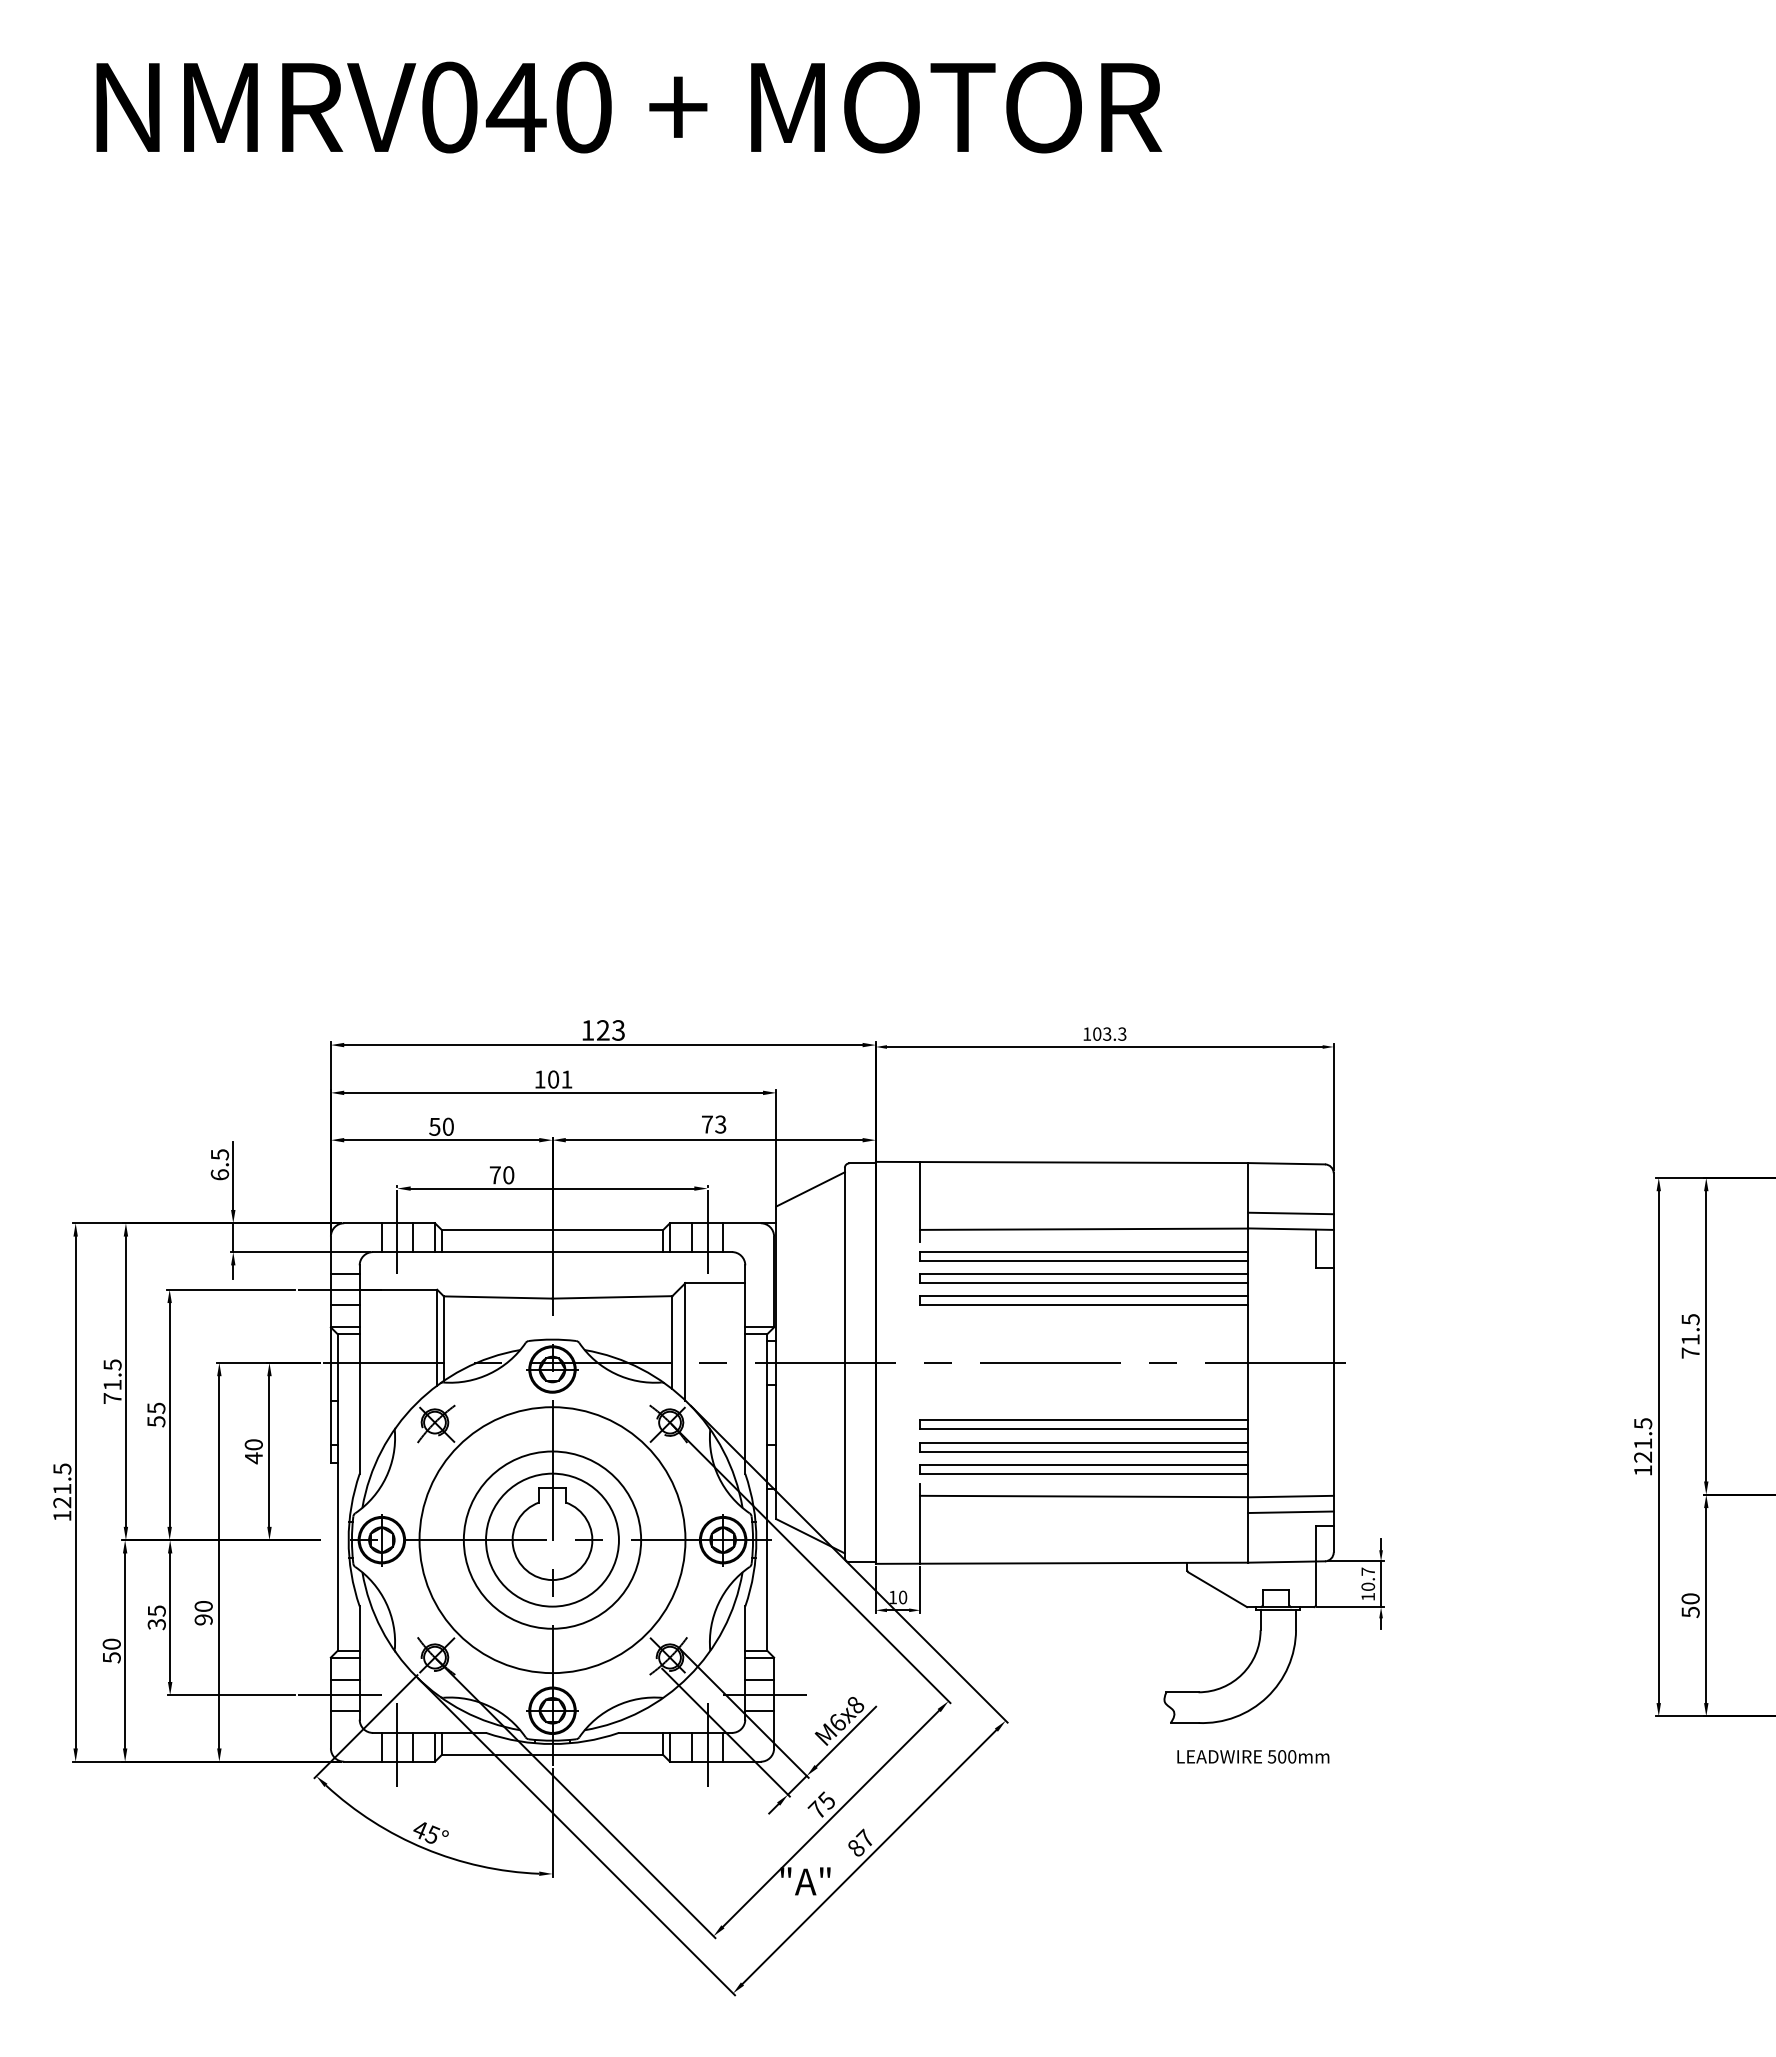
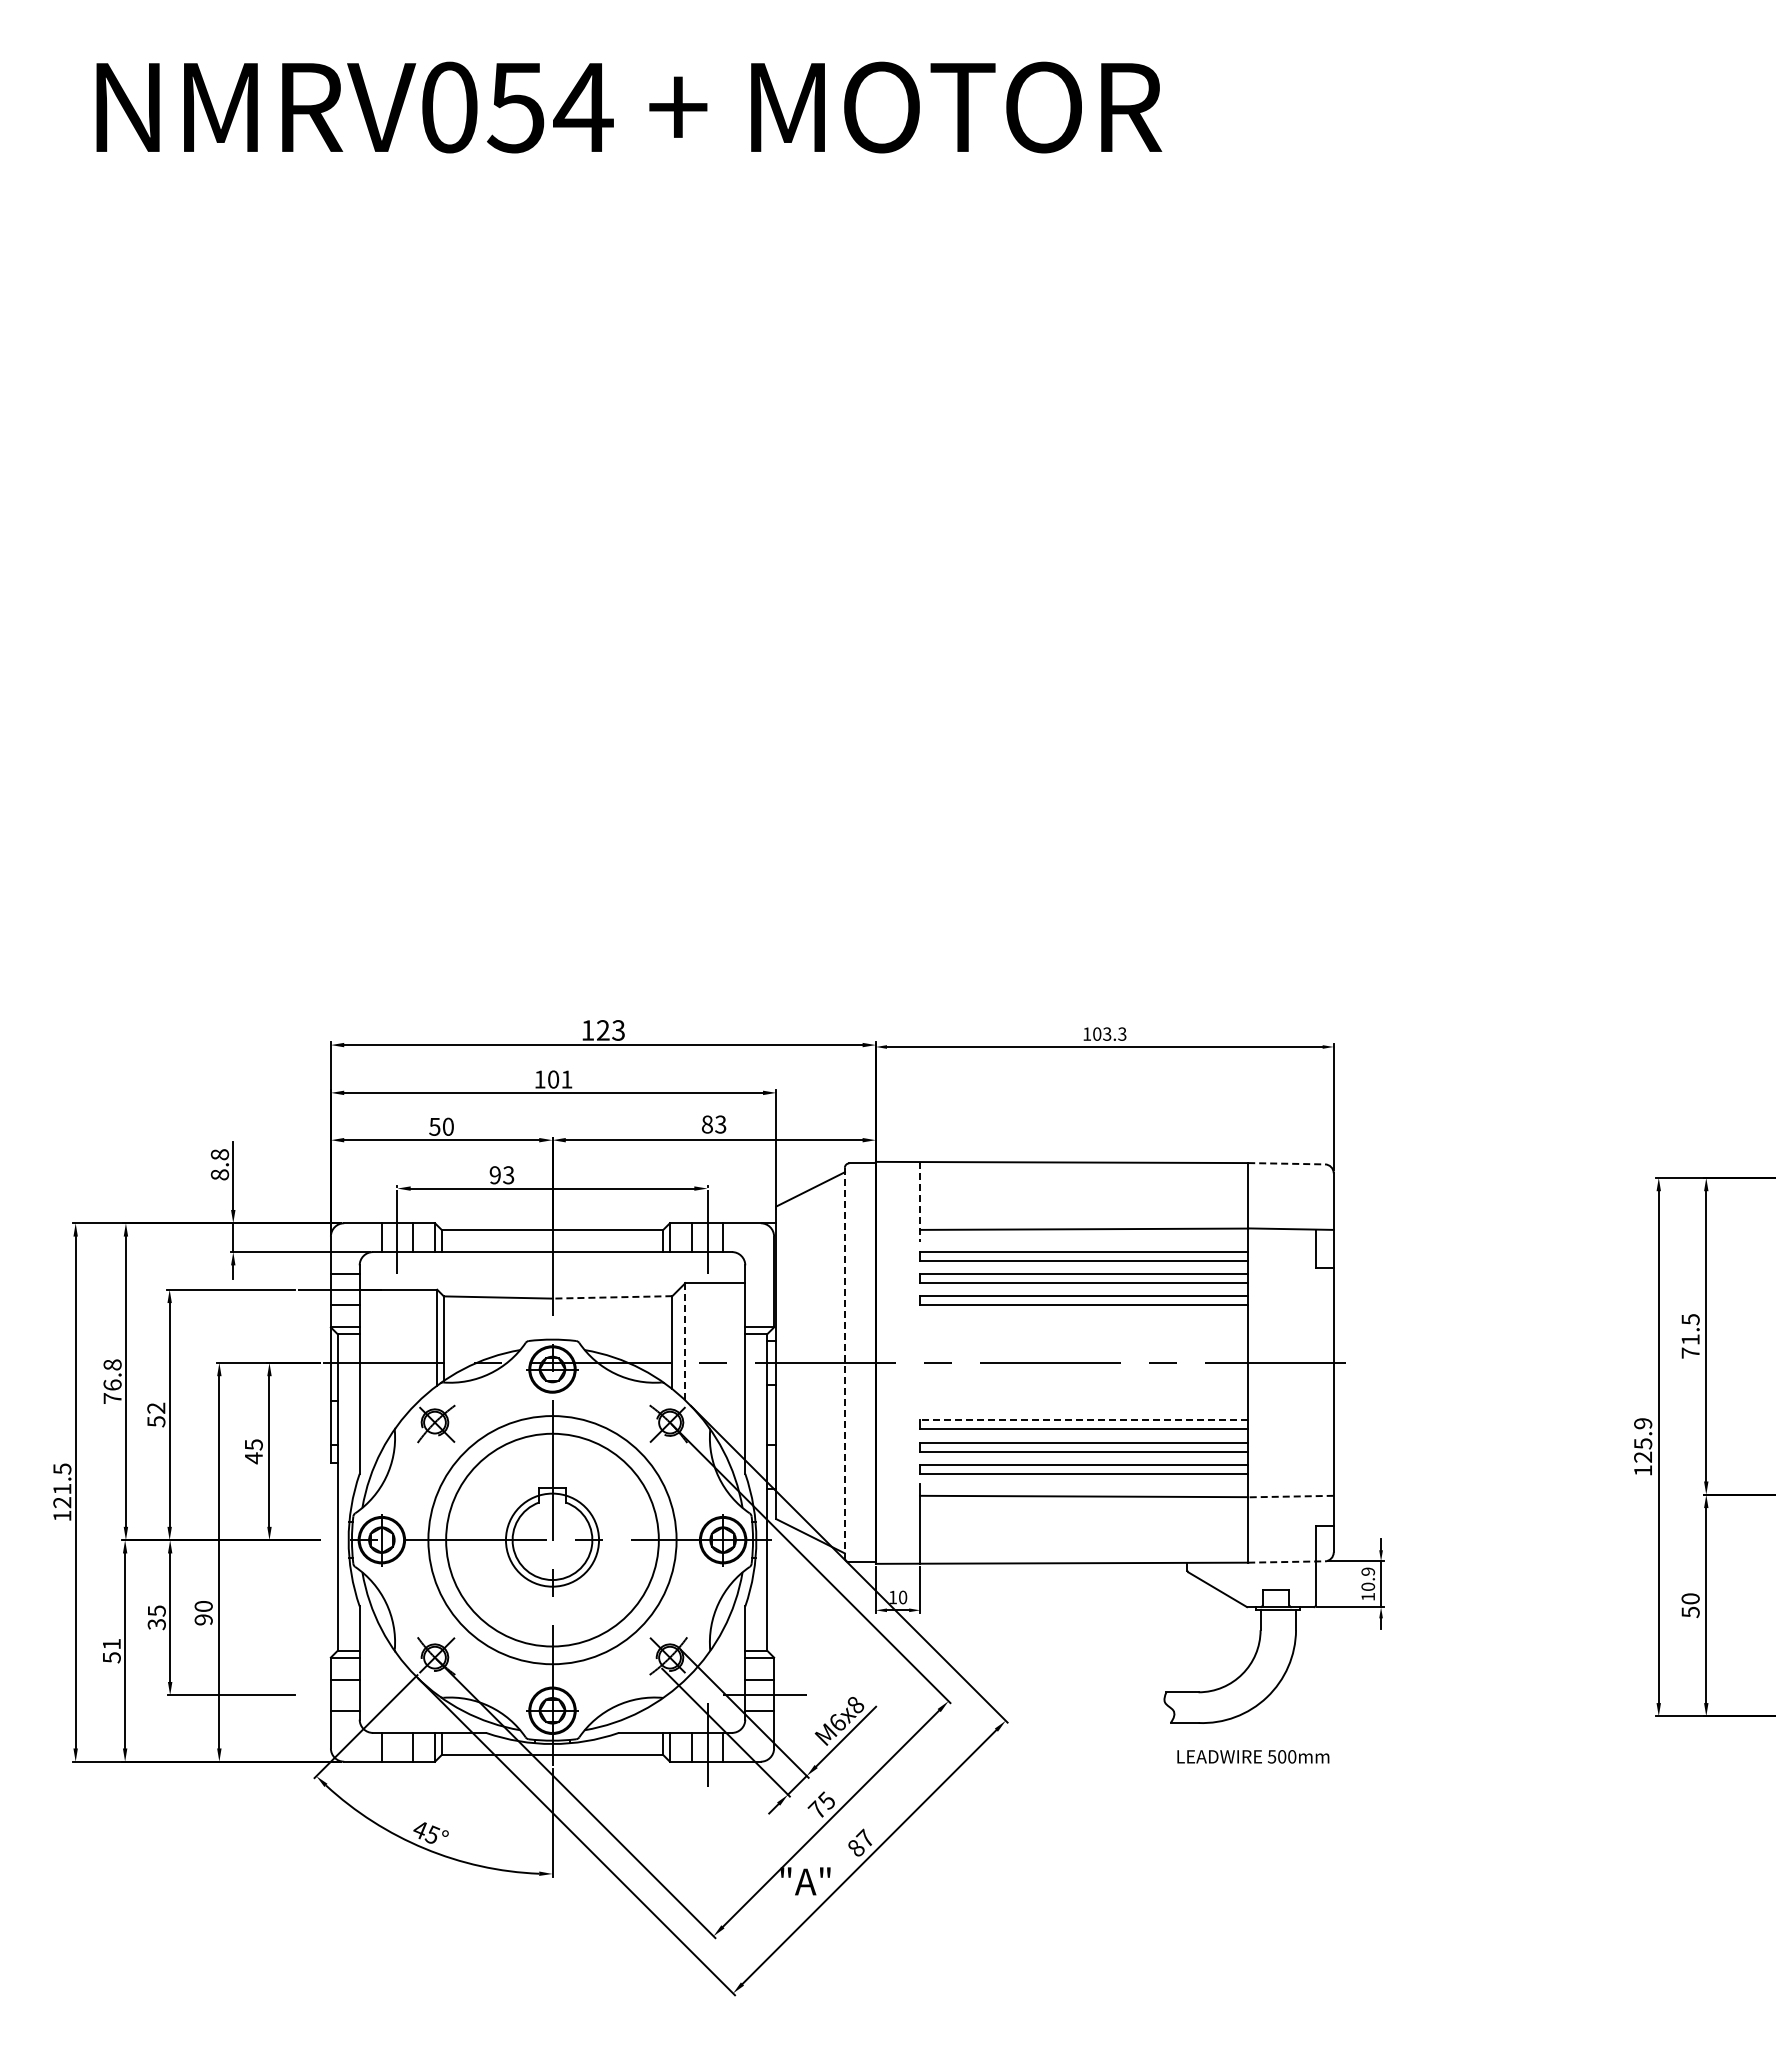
text: NMRV040 -> NMRV054 (549, 107)
text: 73 -> 83 (707, 1124)
line: solid -> dashed (1287, 1163)
text: 6.5 -> 8.8 (219, 1164)
text: 70 -> 93 (501, 1175)
line: solid -> dashed (920, 1201)
line: present -> none (1290, 1213)
line: solid -> dashed (612, 1297)
line: solid -> dashed (685, 1341)
line: solid -> dashed (844, 1363)
text: 71.5 -> 76.8 (112, 1374)
text: 55 -> 52 (156, 1407)
line: solid -> dashed (1084, 1420)
text: 121.5 -> 125.9 (1643, 1433)
text: 40 -> 45 (253, 1444)
line: solid -> dashed (1290, 1496)
line: present -> none (1290, 1512)
circle diameter: 133 px -> 93 px (552, 1539)
circle diameter: 177 px -> 248 px (552, 1540)
circle diameter: 266 px -> 213 px (552, 1539)
line: solid -> dashed (1287, 1561)
text: 10.7 -> 10.9 (1368, 1571)
text: 50 -> 51 (111, 1643)
line: present -> none (339, 1695)
line: present -> none (397, 1744)
